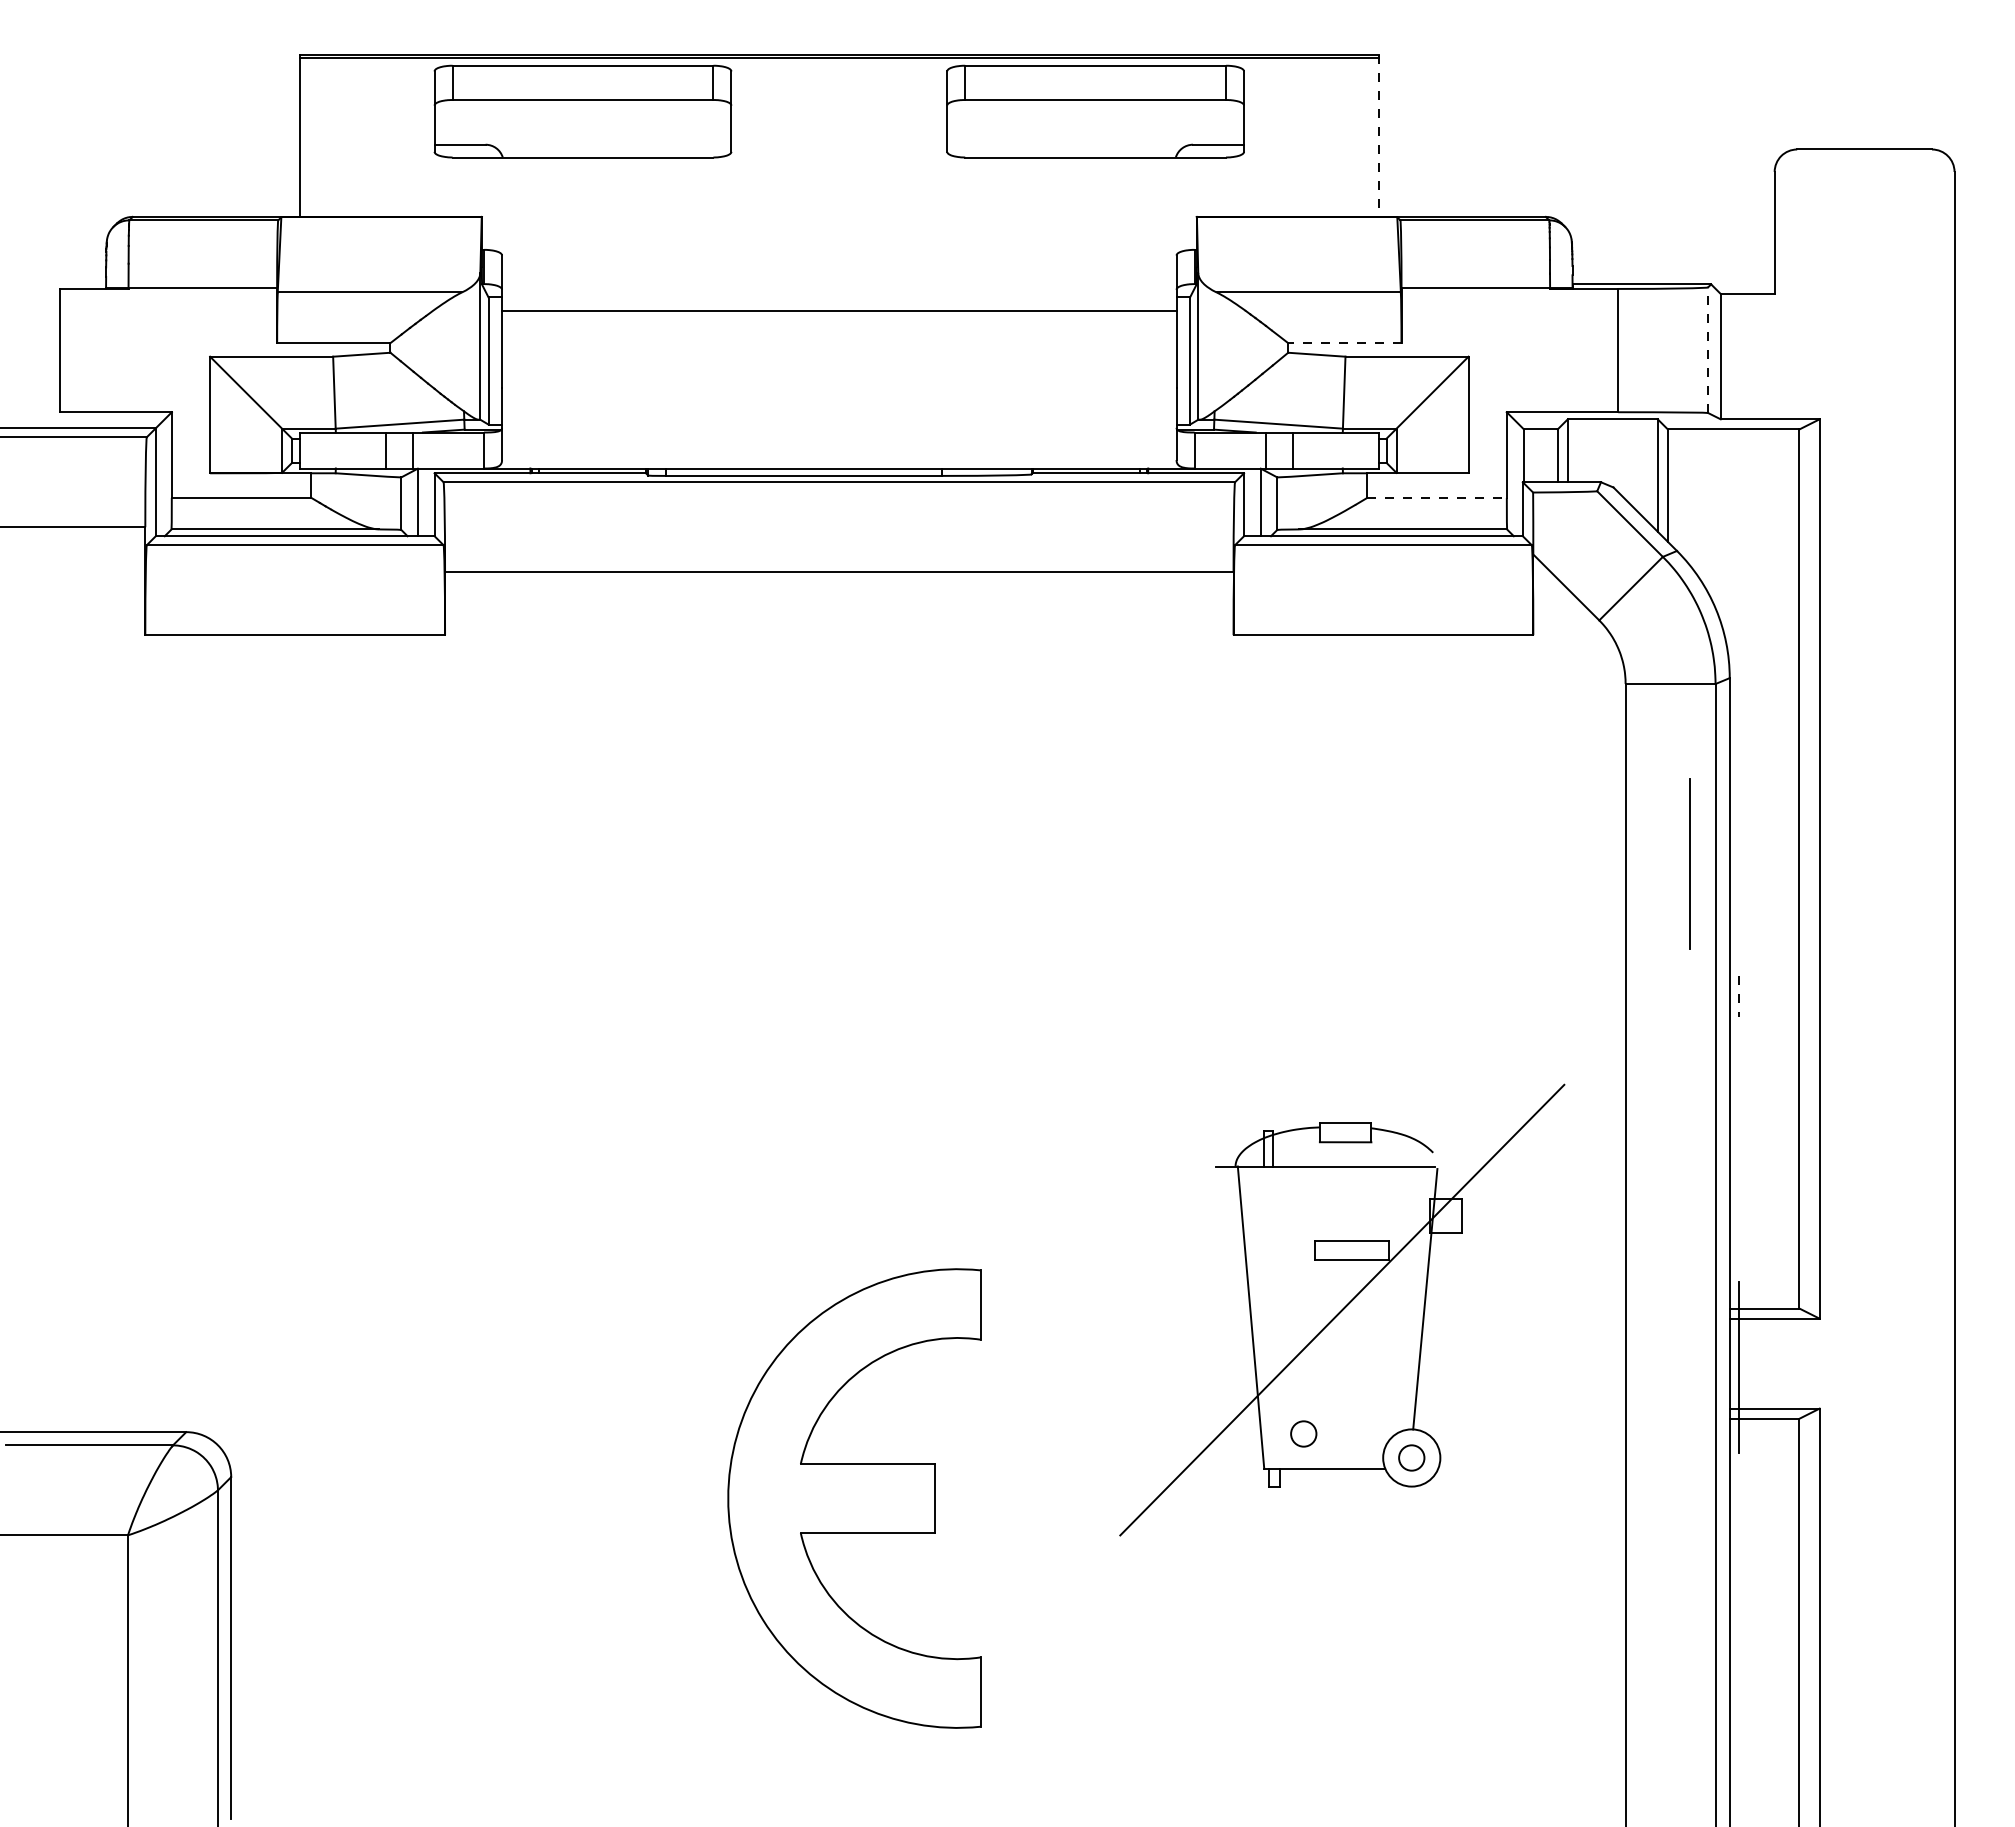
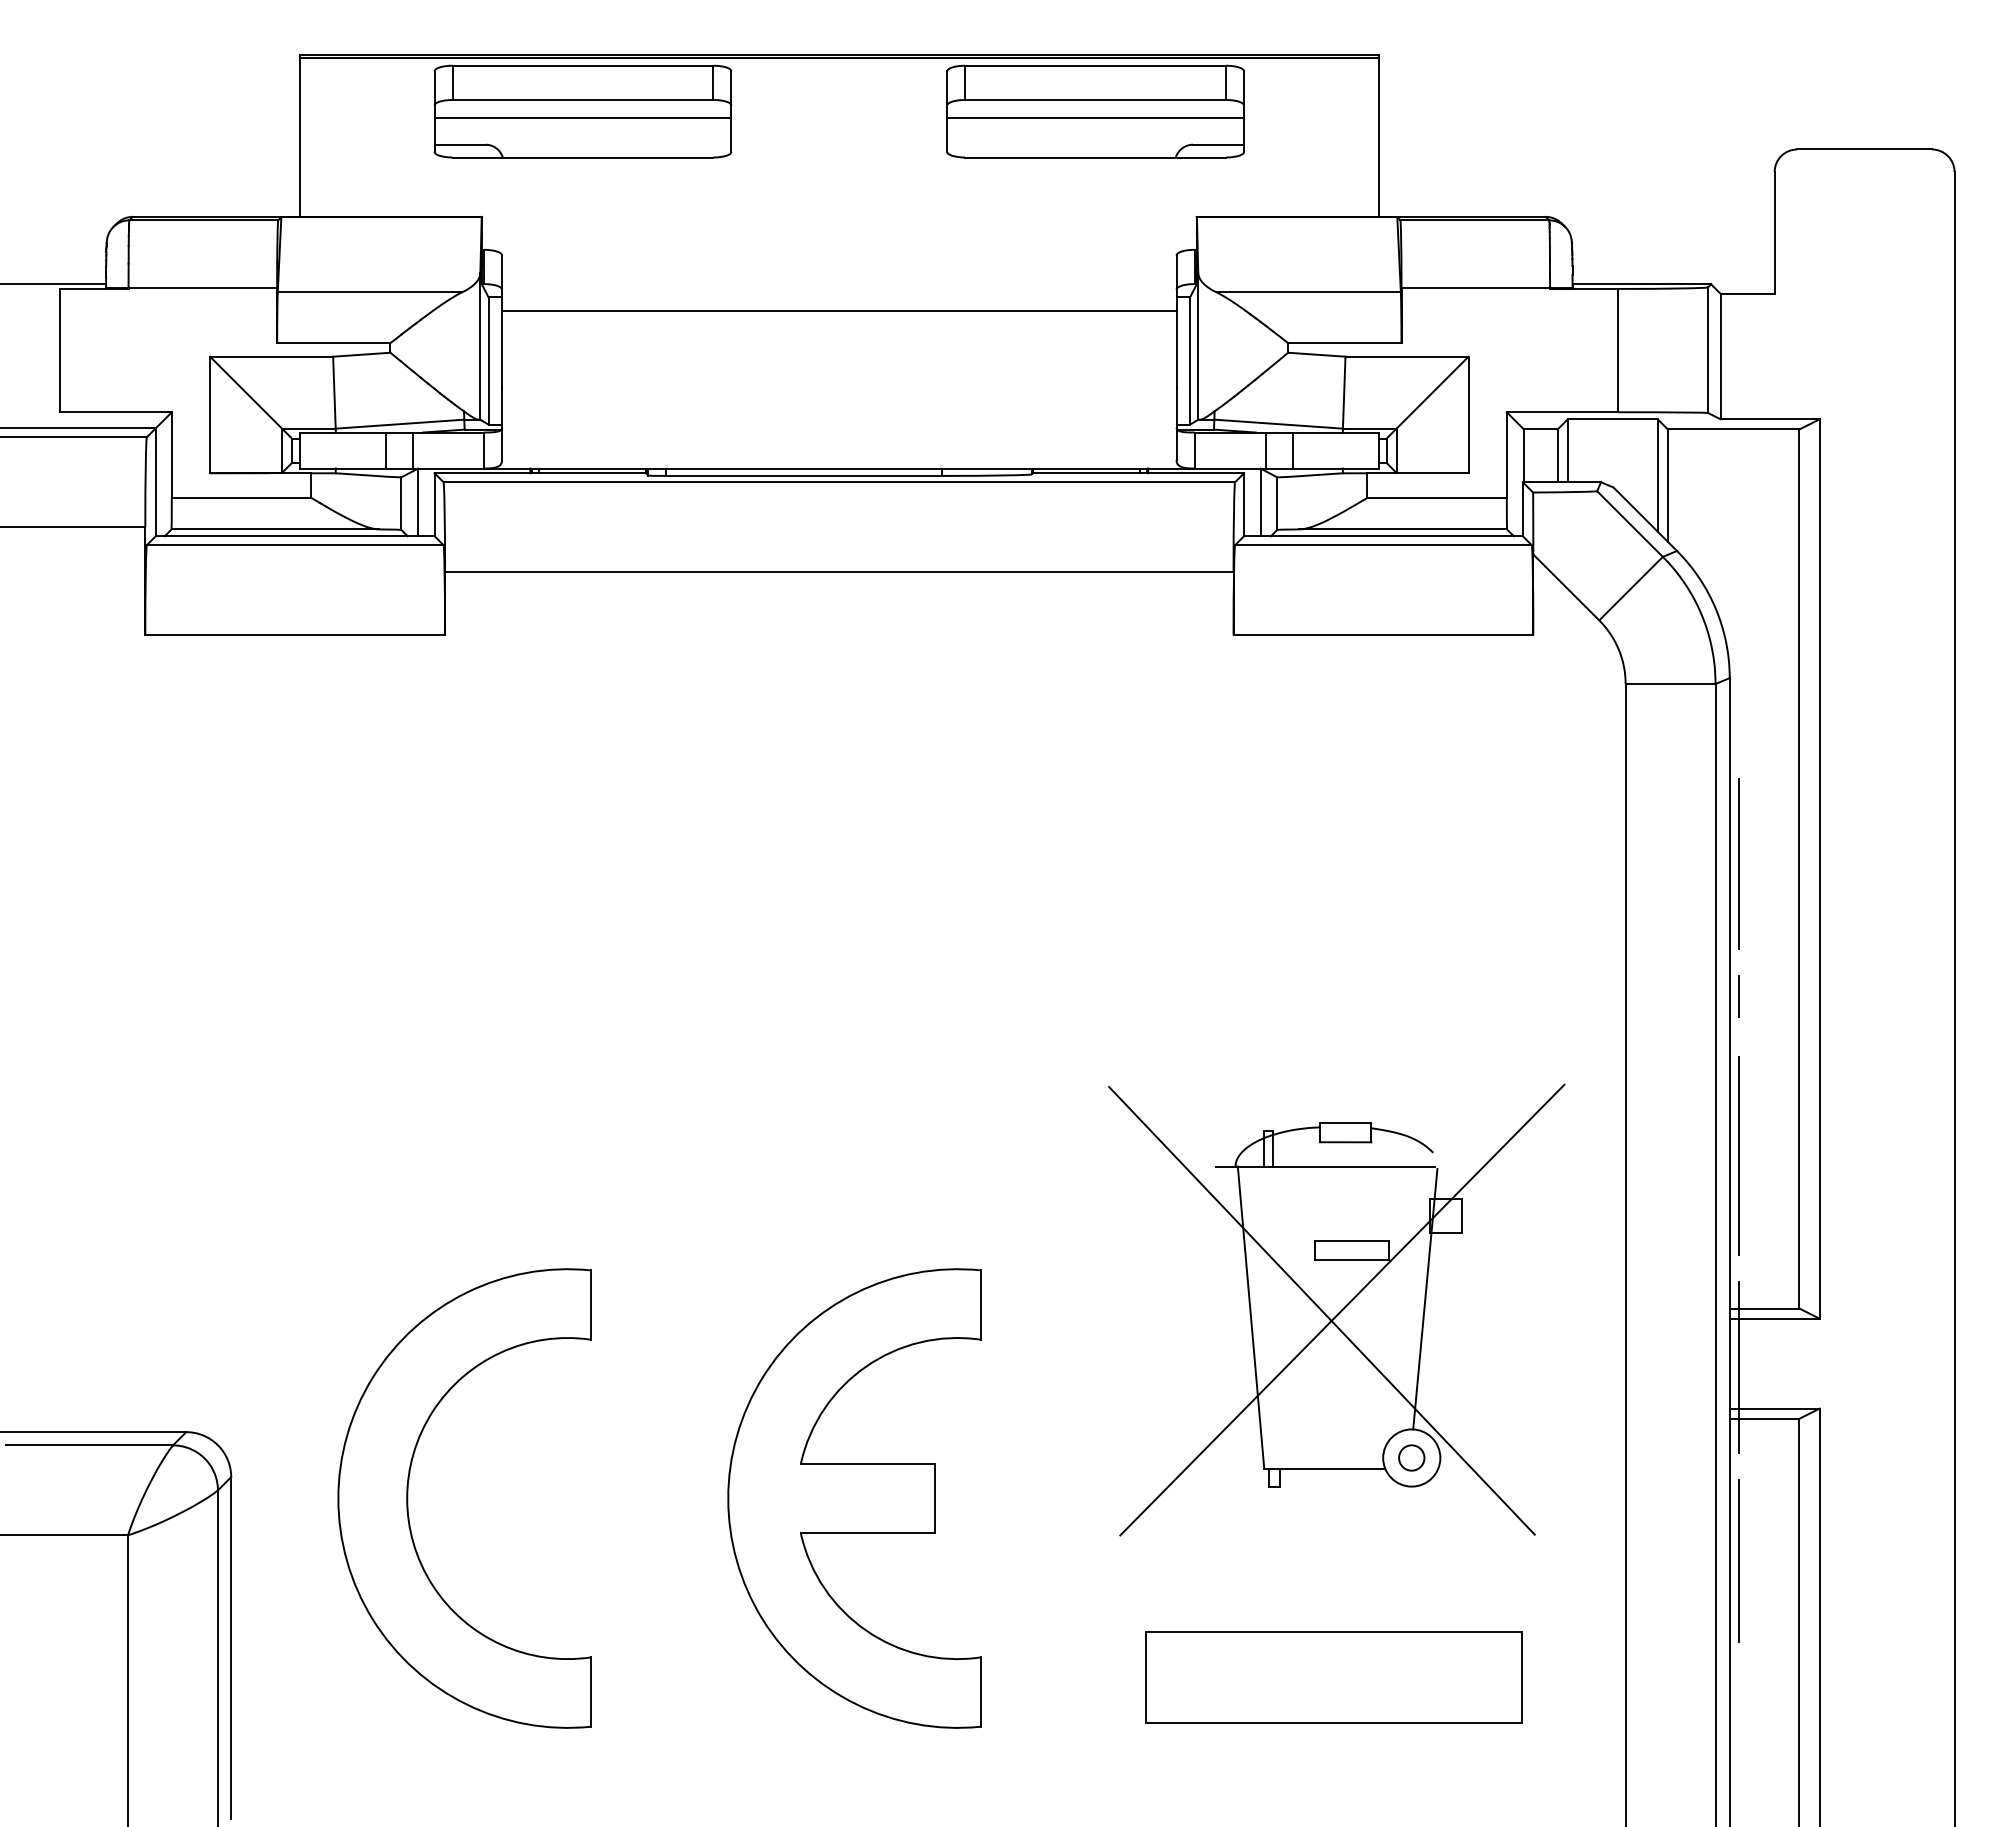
line: none -> present (582, 117)
line: none -> present (1095, 117)
line: dashed -> solid (1378, 136)
line: none -> present (54, 284)
line: dashed -> solid (1344, 343)
line: dashed -> solid (1708, 350)
line: dashed -> solid (1437, 497)
line position: (1689, 863) -> (1738, 863) (1738, 863)
line: dashed -> solid (1738, 997)
line: none -> present (1738, 1156)
line: none -> present (1321, 1310)
circle: present -> none (1303, 1433)
part: none -> present (408, 1498)
line: none -> present (1738, 1560)
part: none -> present (1333, 1677)
